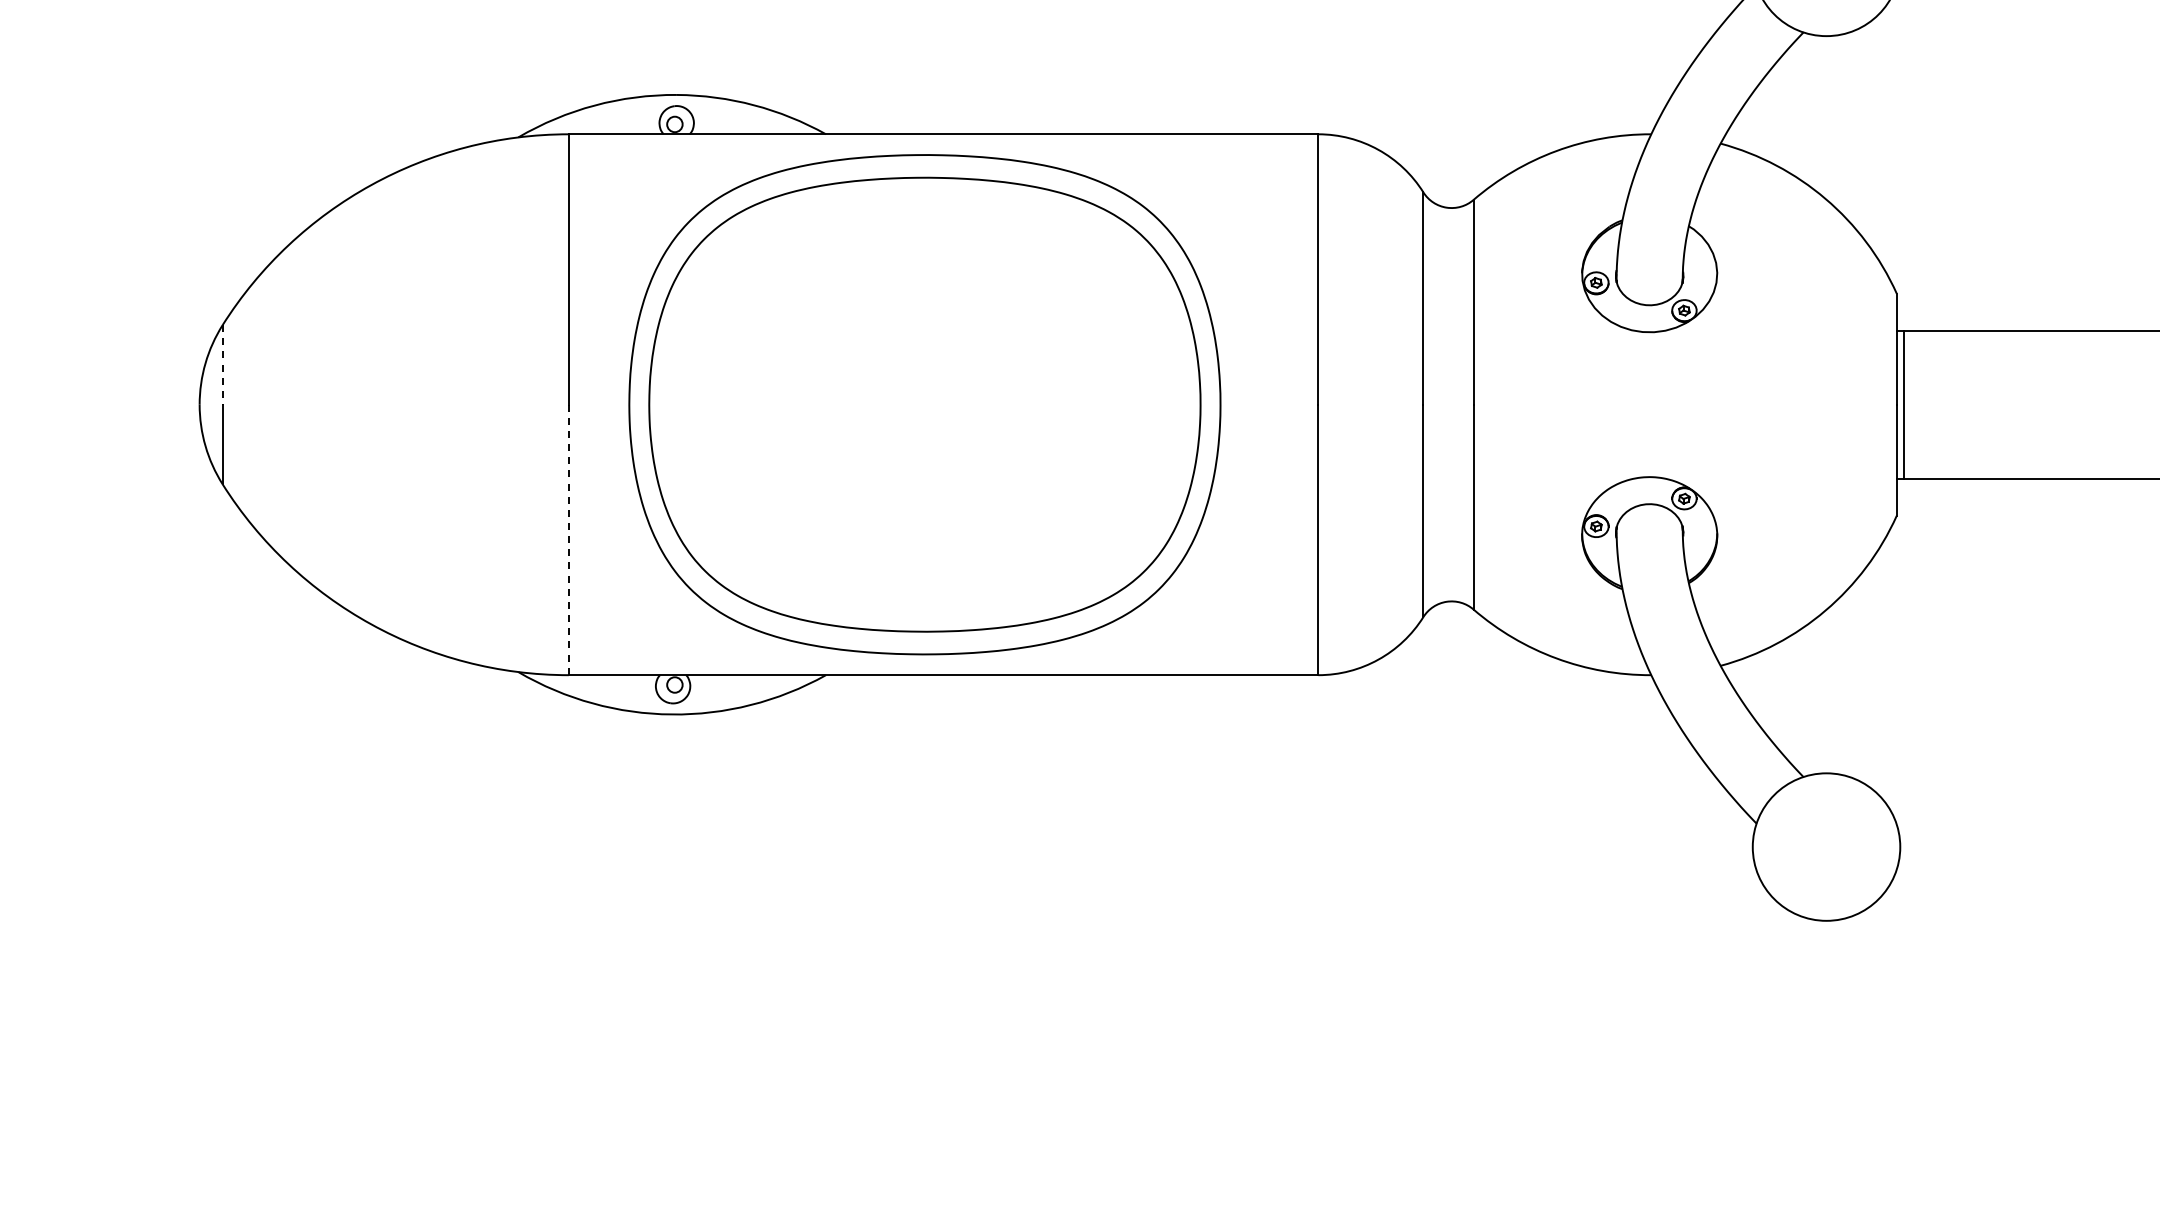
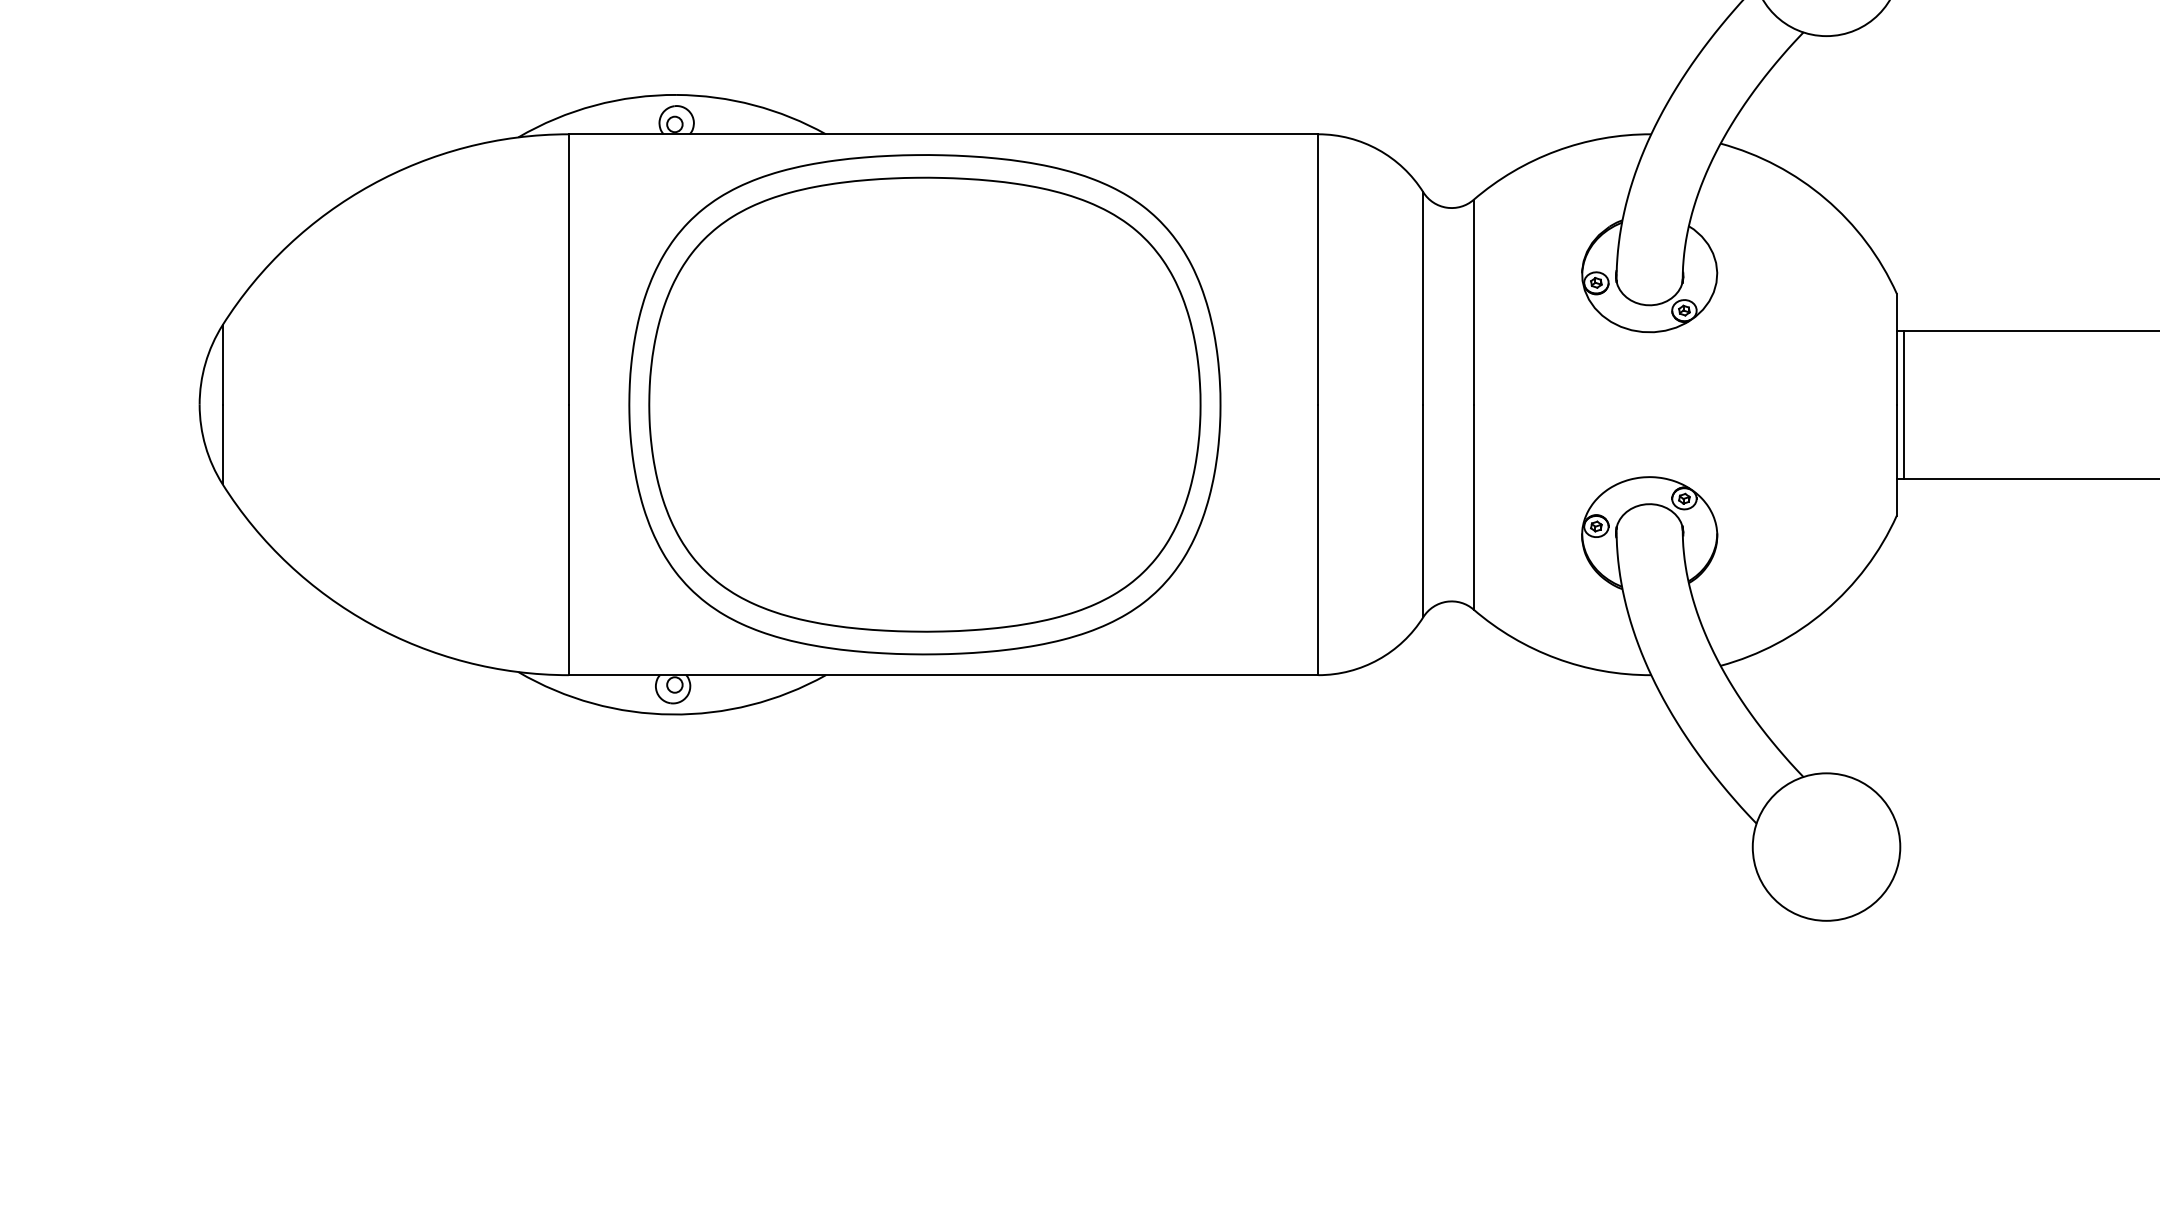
line: dashed -> solid (222, 364)
line: dashed -> solid (568, 540)
